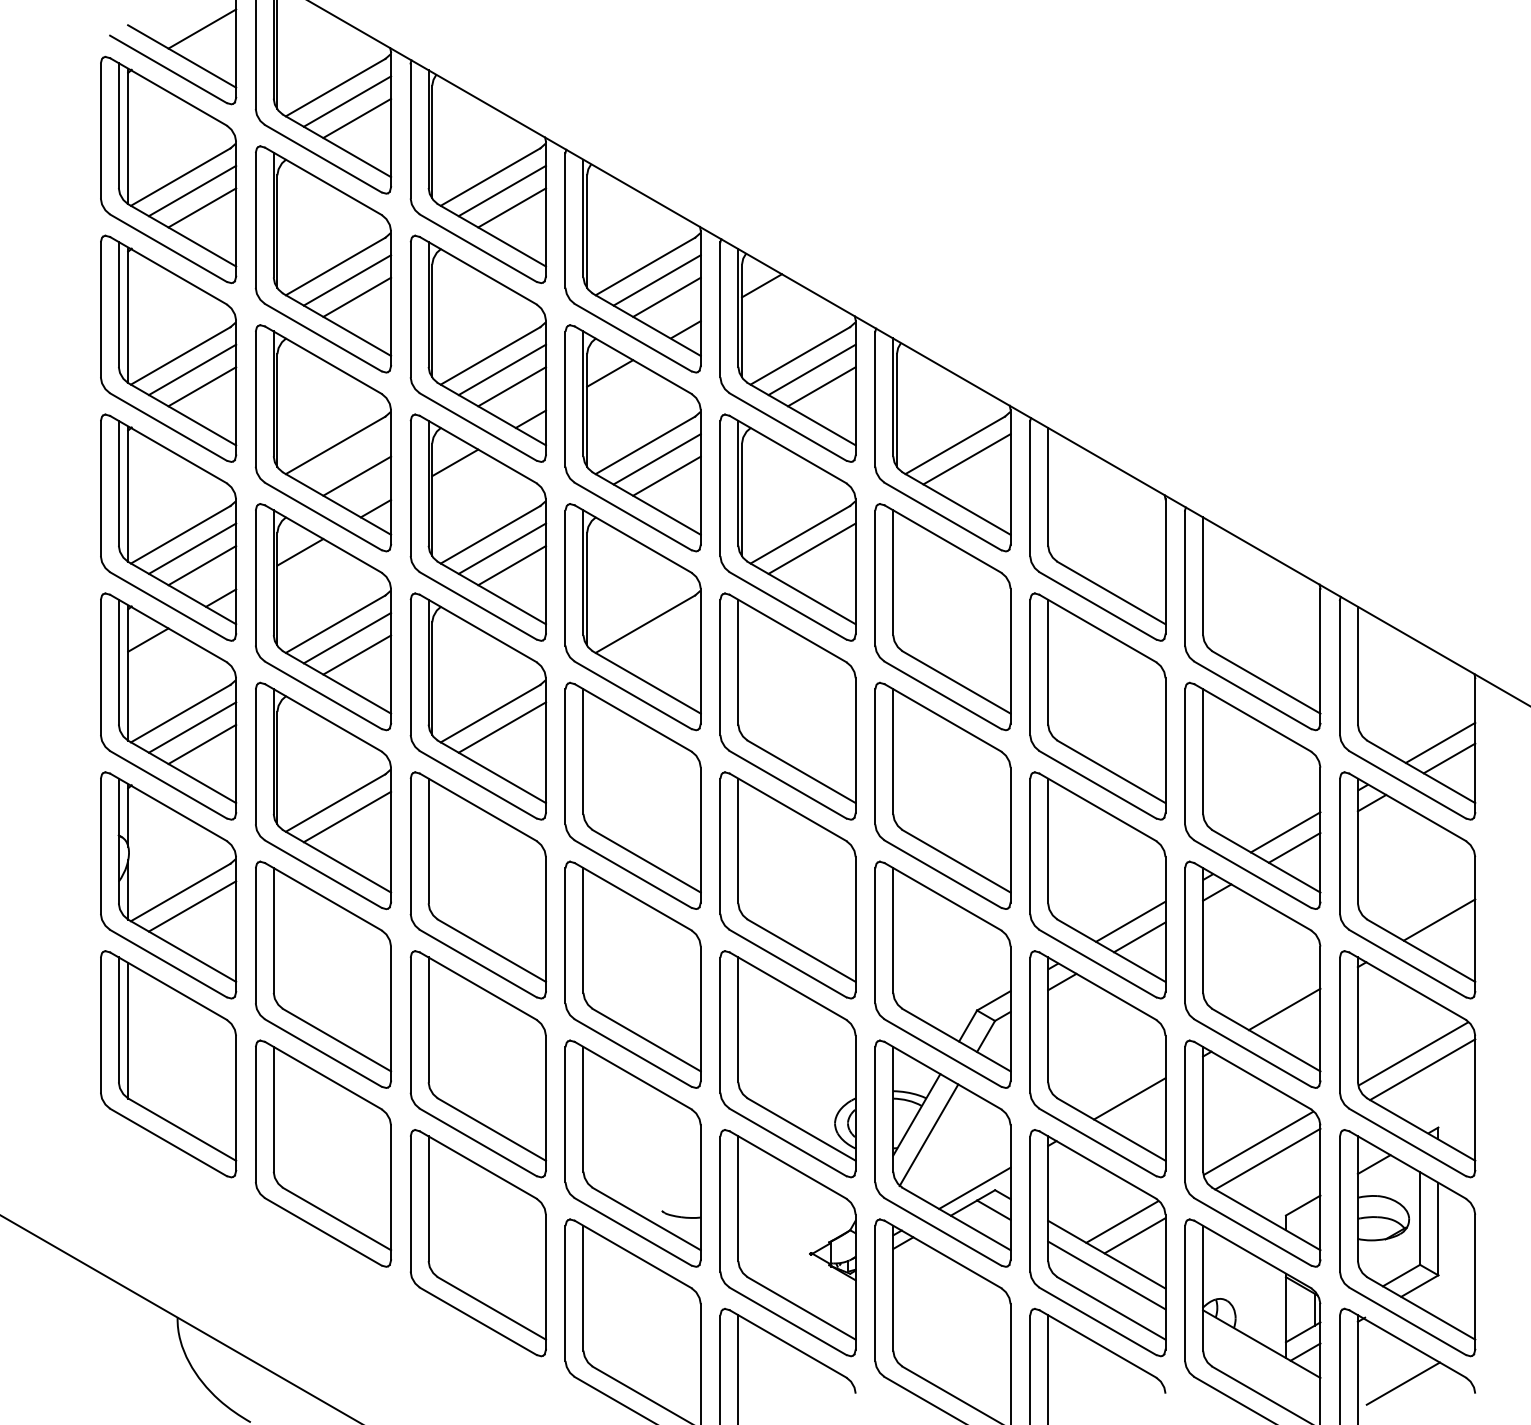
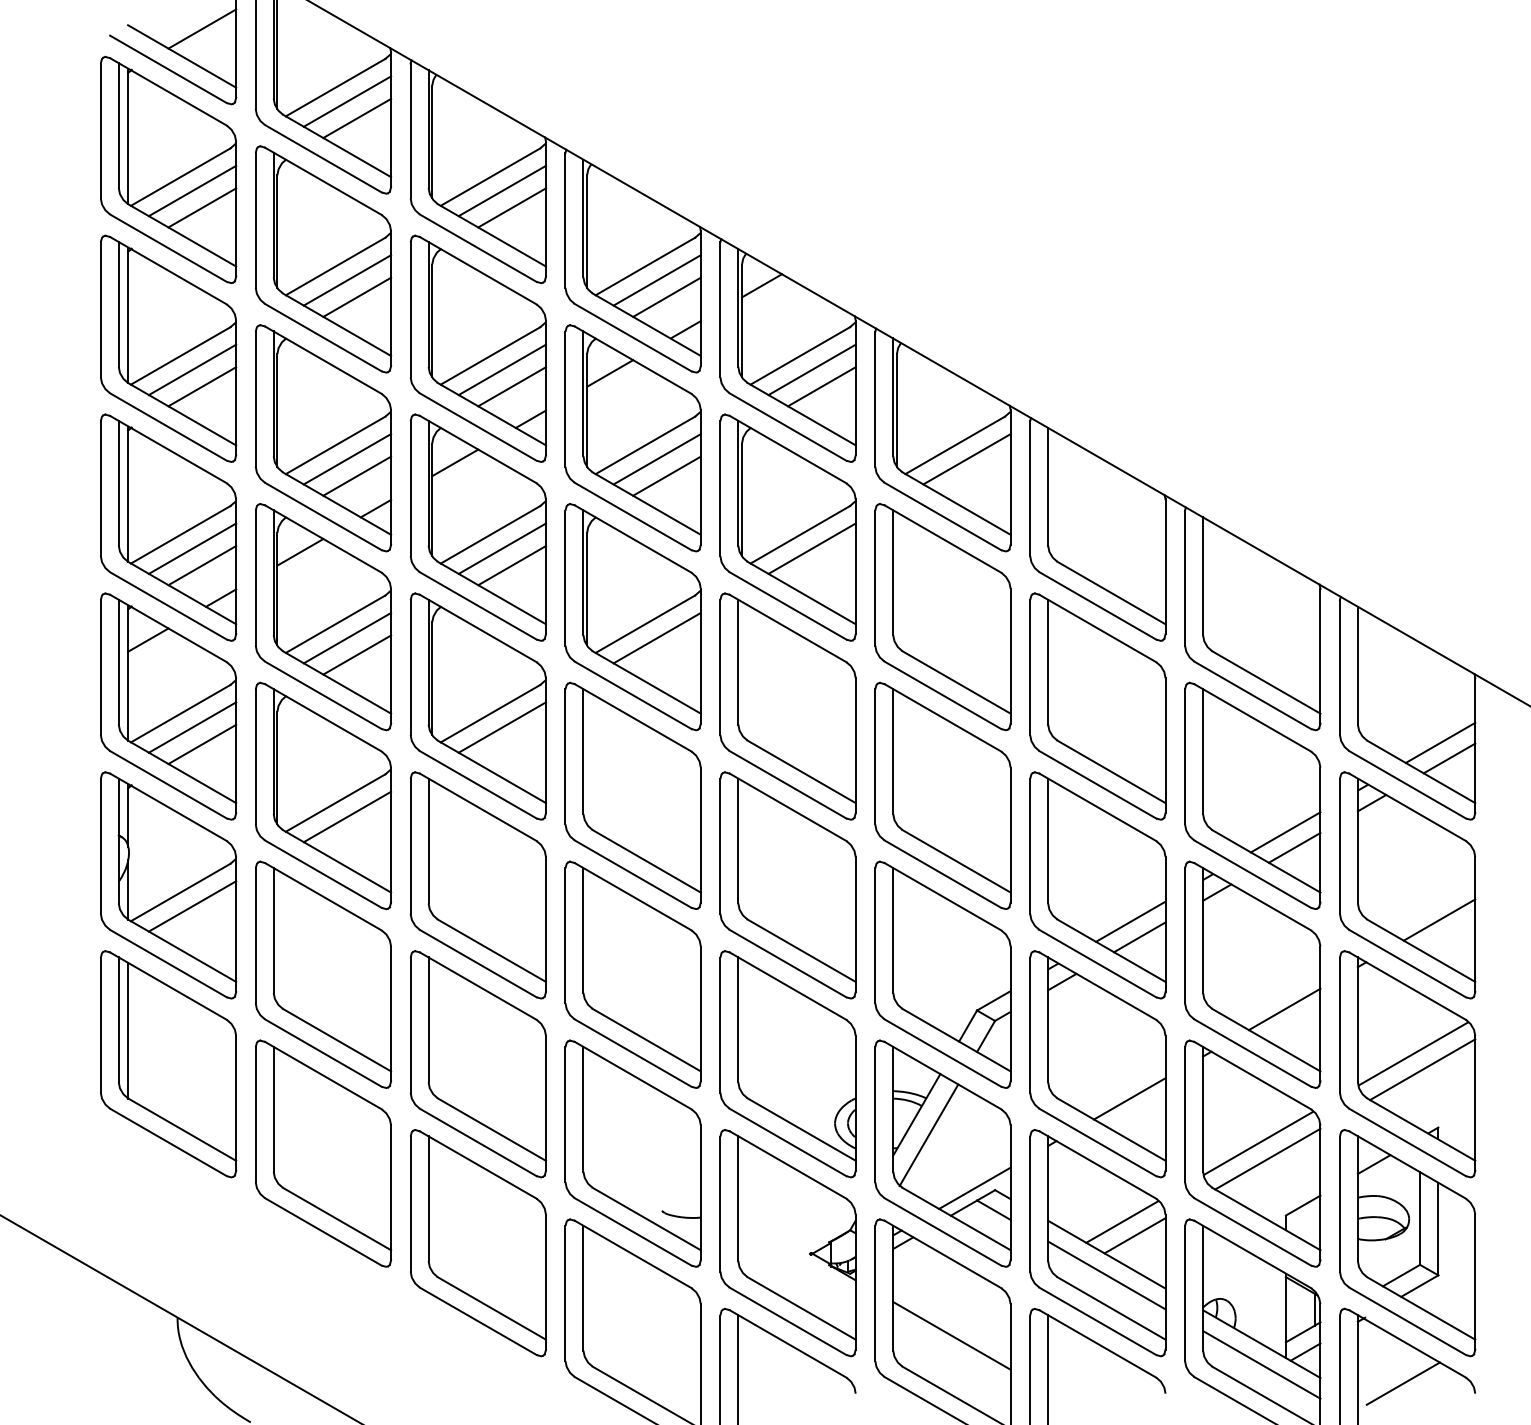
line: none -> present (347, 459)
line: none -> present (656, 637)
line: none -> present (951, 1335)
line: none -> present (1261, 1364)
